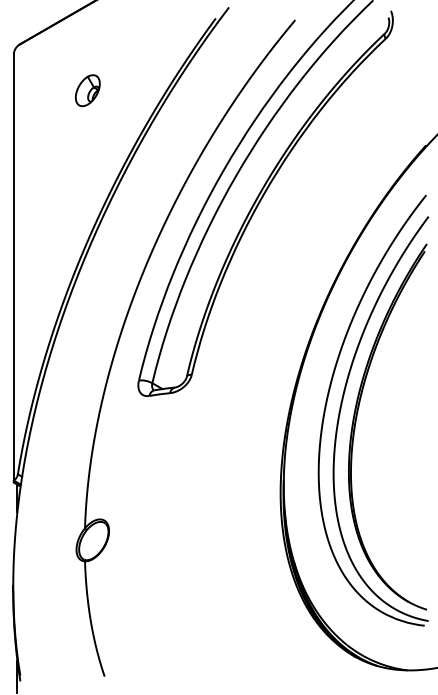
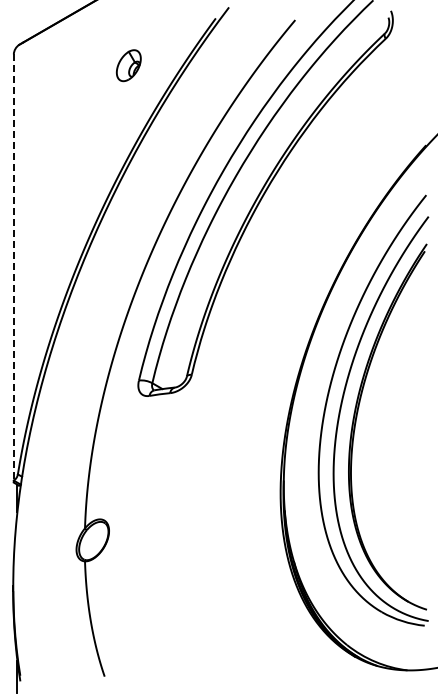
part position: (87, 90) -> (128, 65) (128, 65)
line: solid -> dashed (13, 268)
